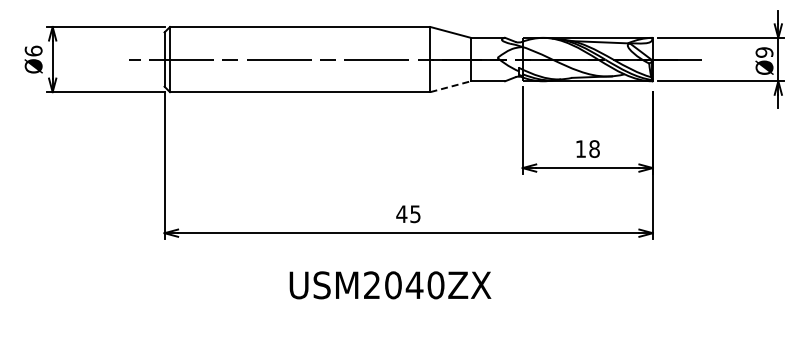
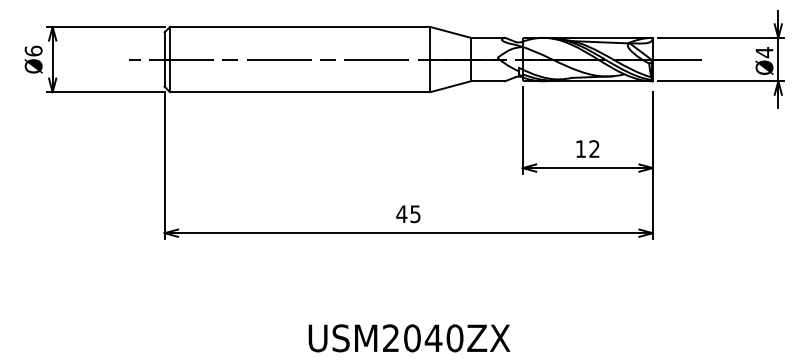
text: Ø9 -> Ø4 (764, 52)
line: dashed -> solid (450, 86)
text: 18 -> 12 (594, 149)
text position: (390, 285) -> (409, 338) (409, 338)
